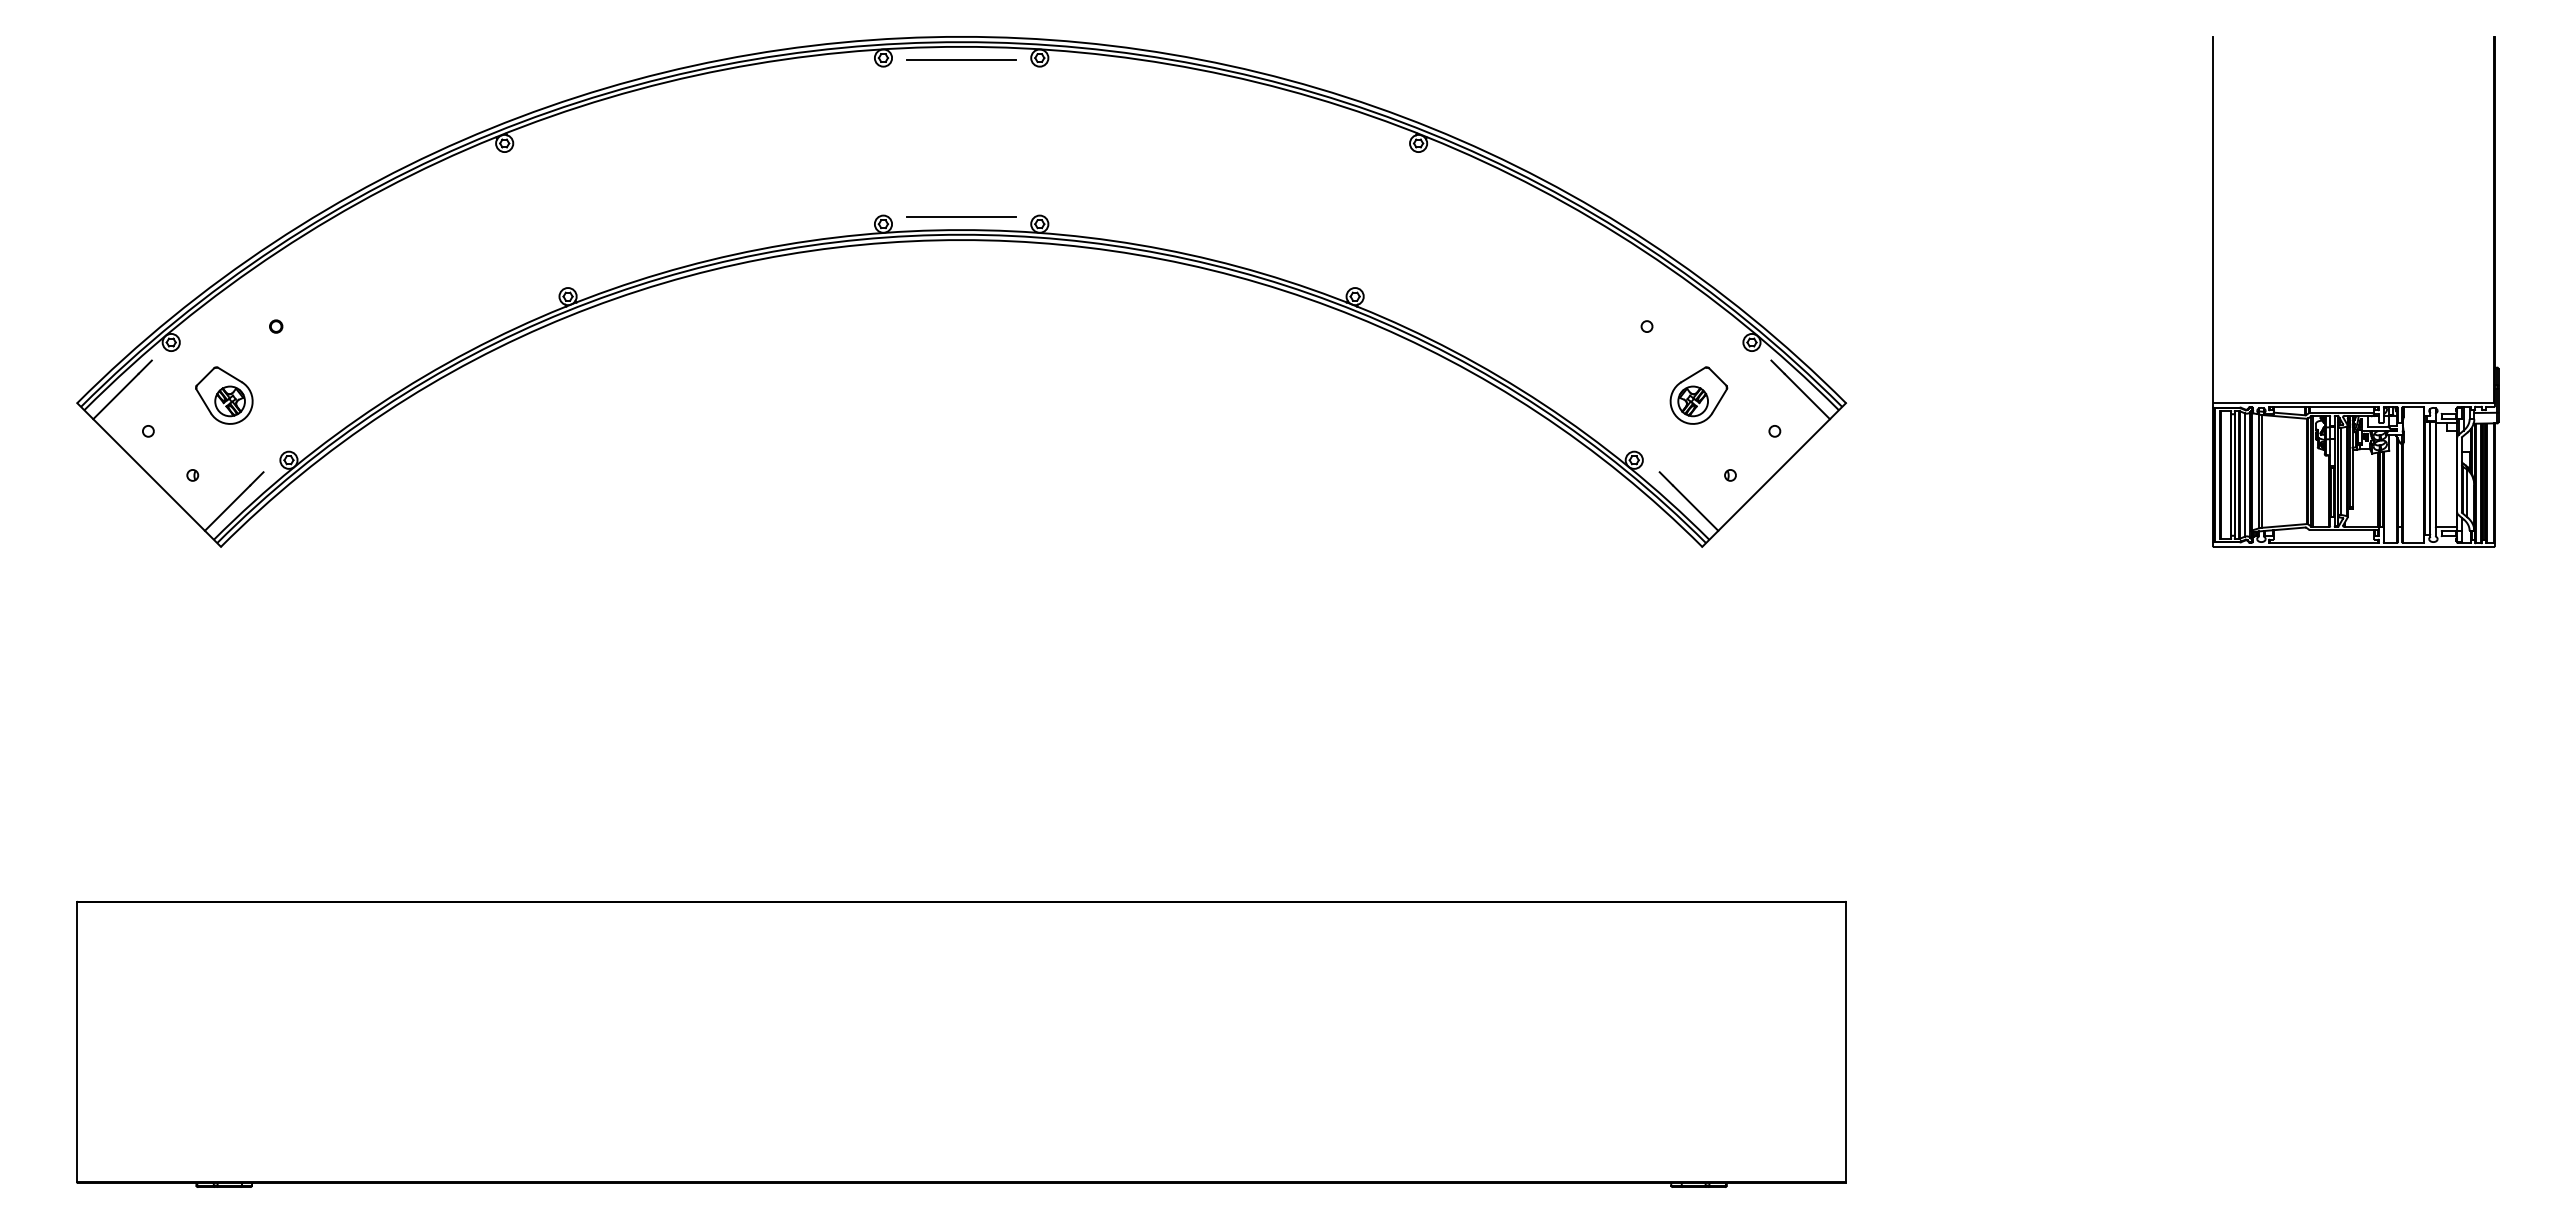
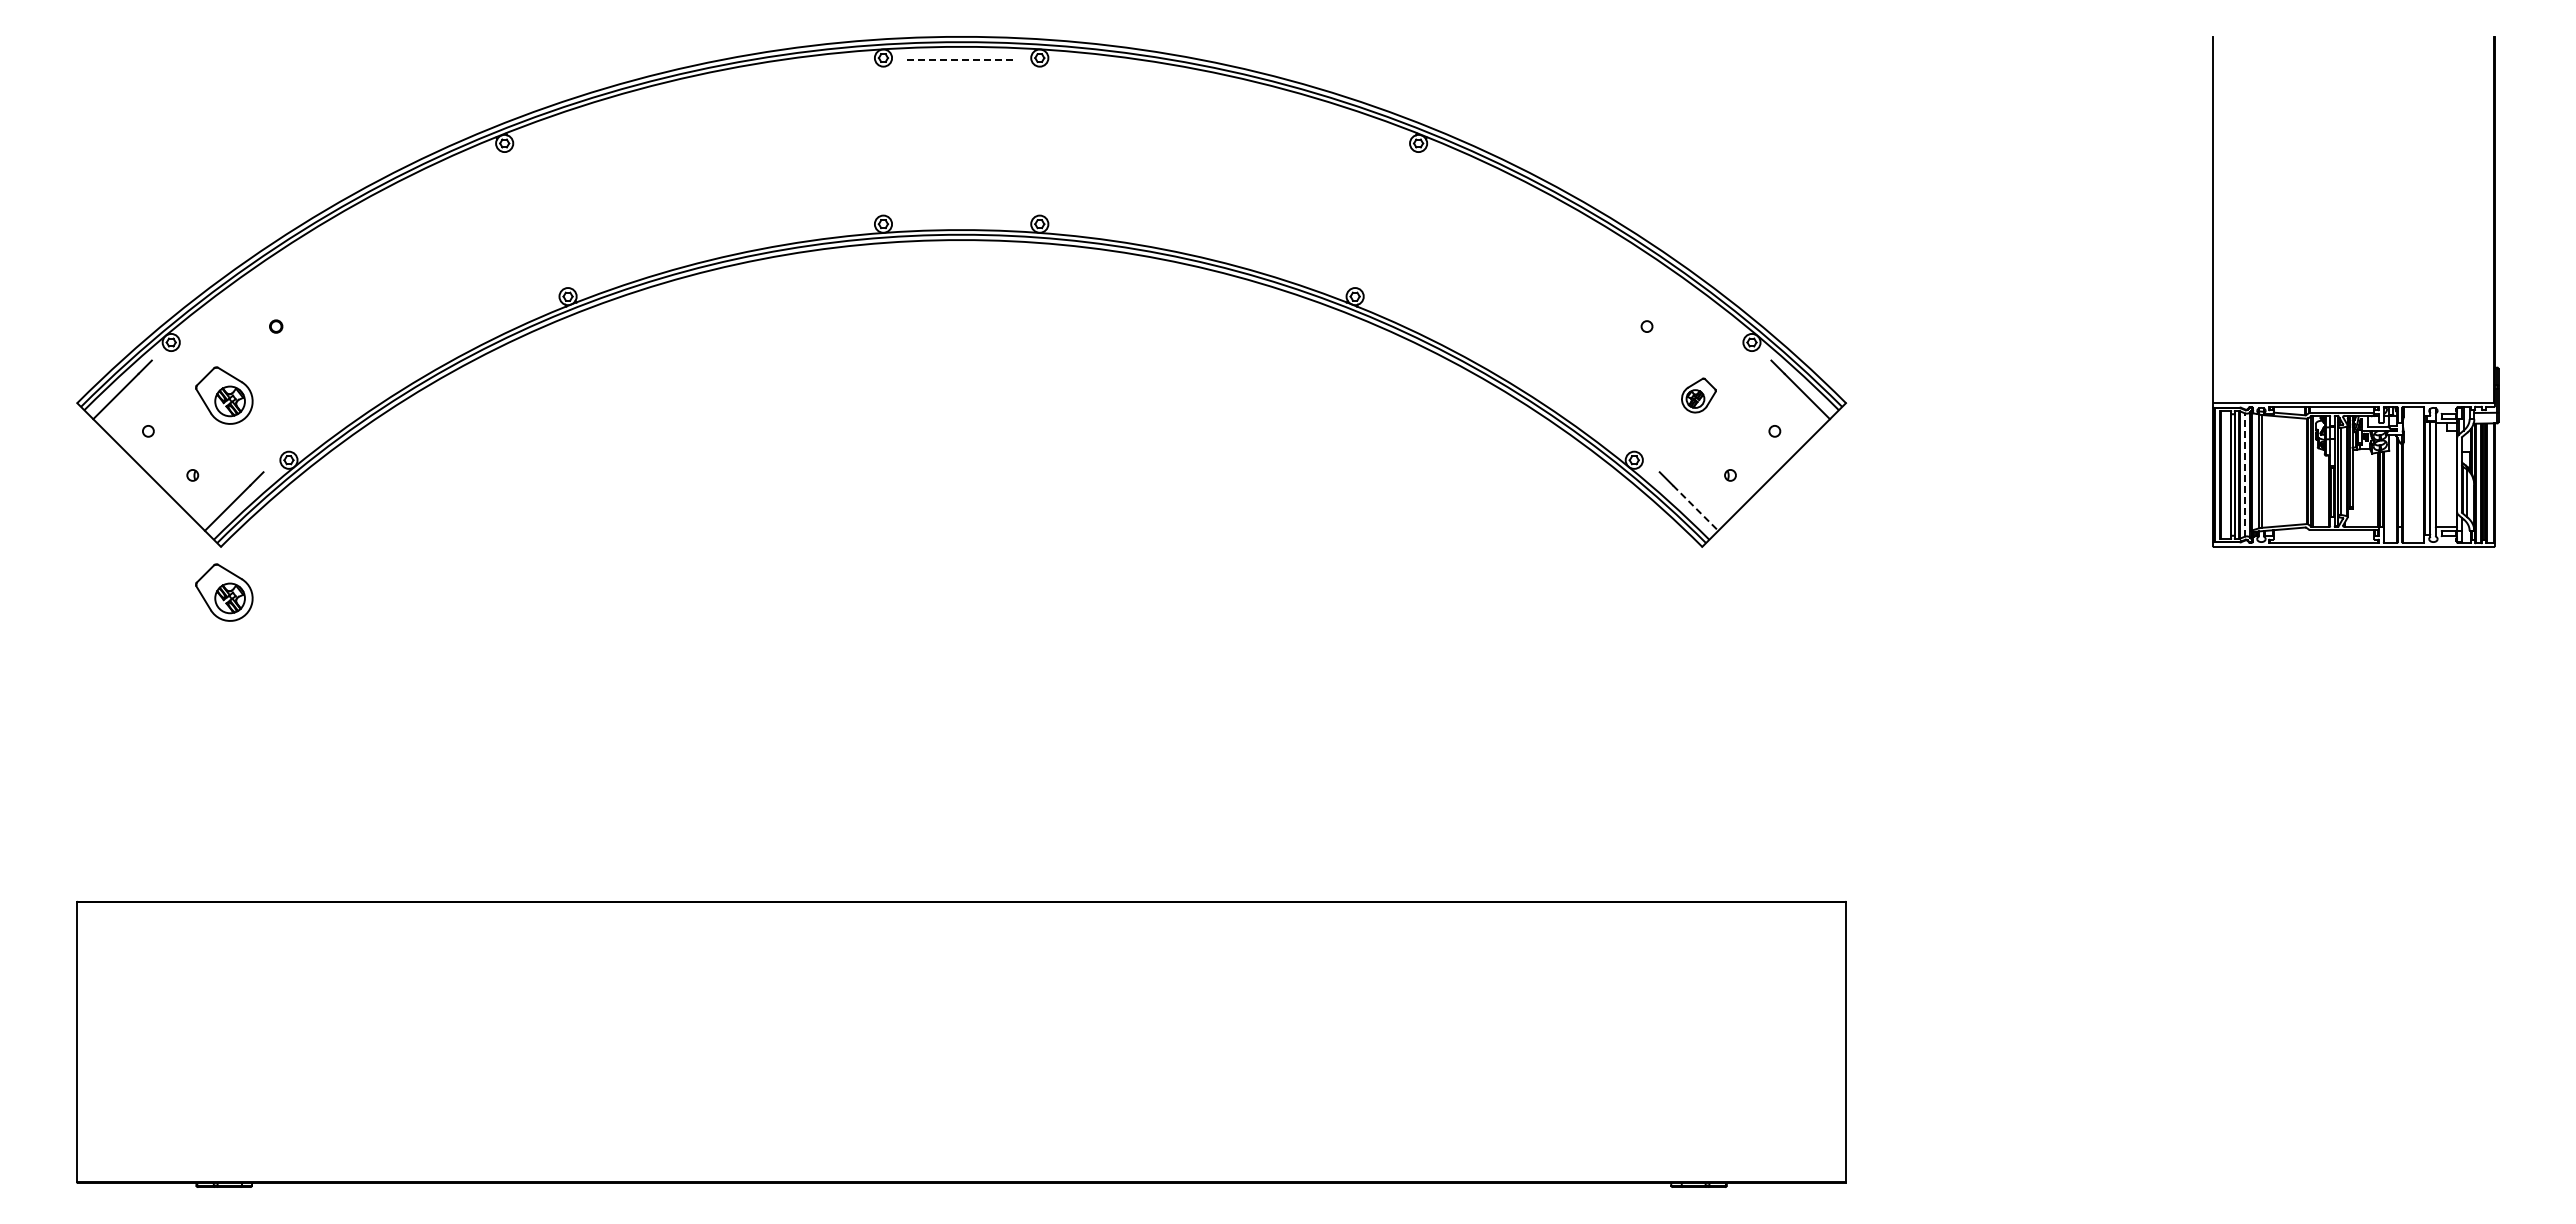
line: solid -> dashed (961, 59)
line: present -> none (961, 217)
part size: 60x59 px -> 36x37 px (1698, 395)
line: solid -> dashed (2244, 475)
line: solid -> dashed (1696, 508)
part: none -> present (224, 592)
